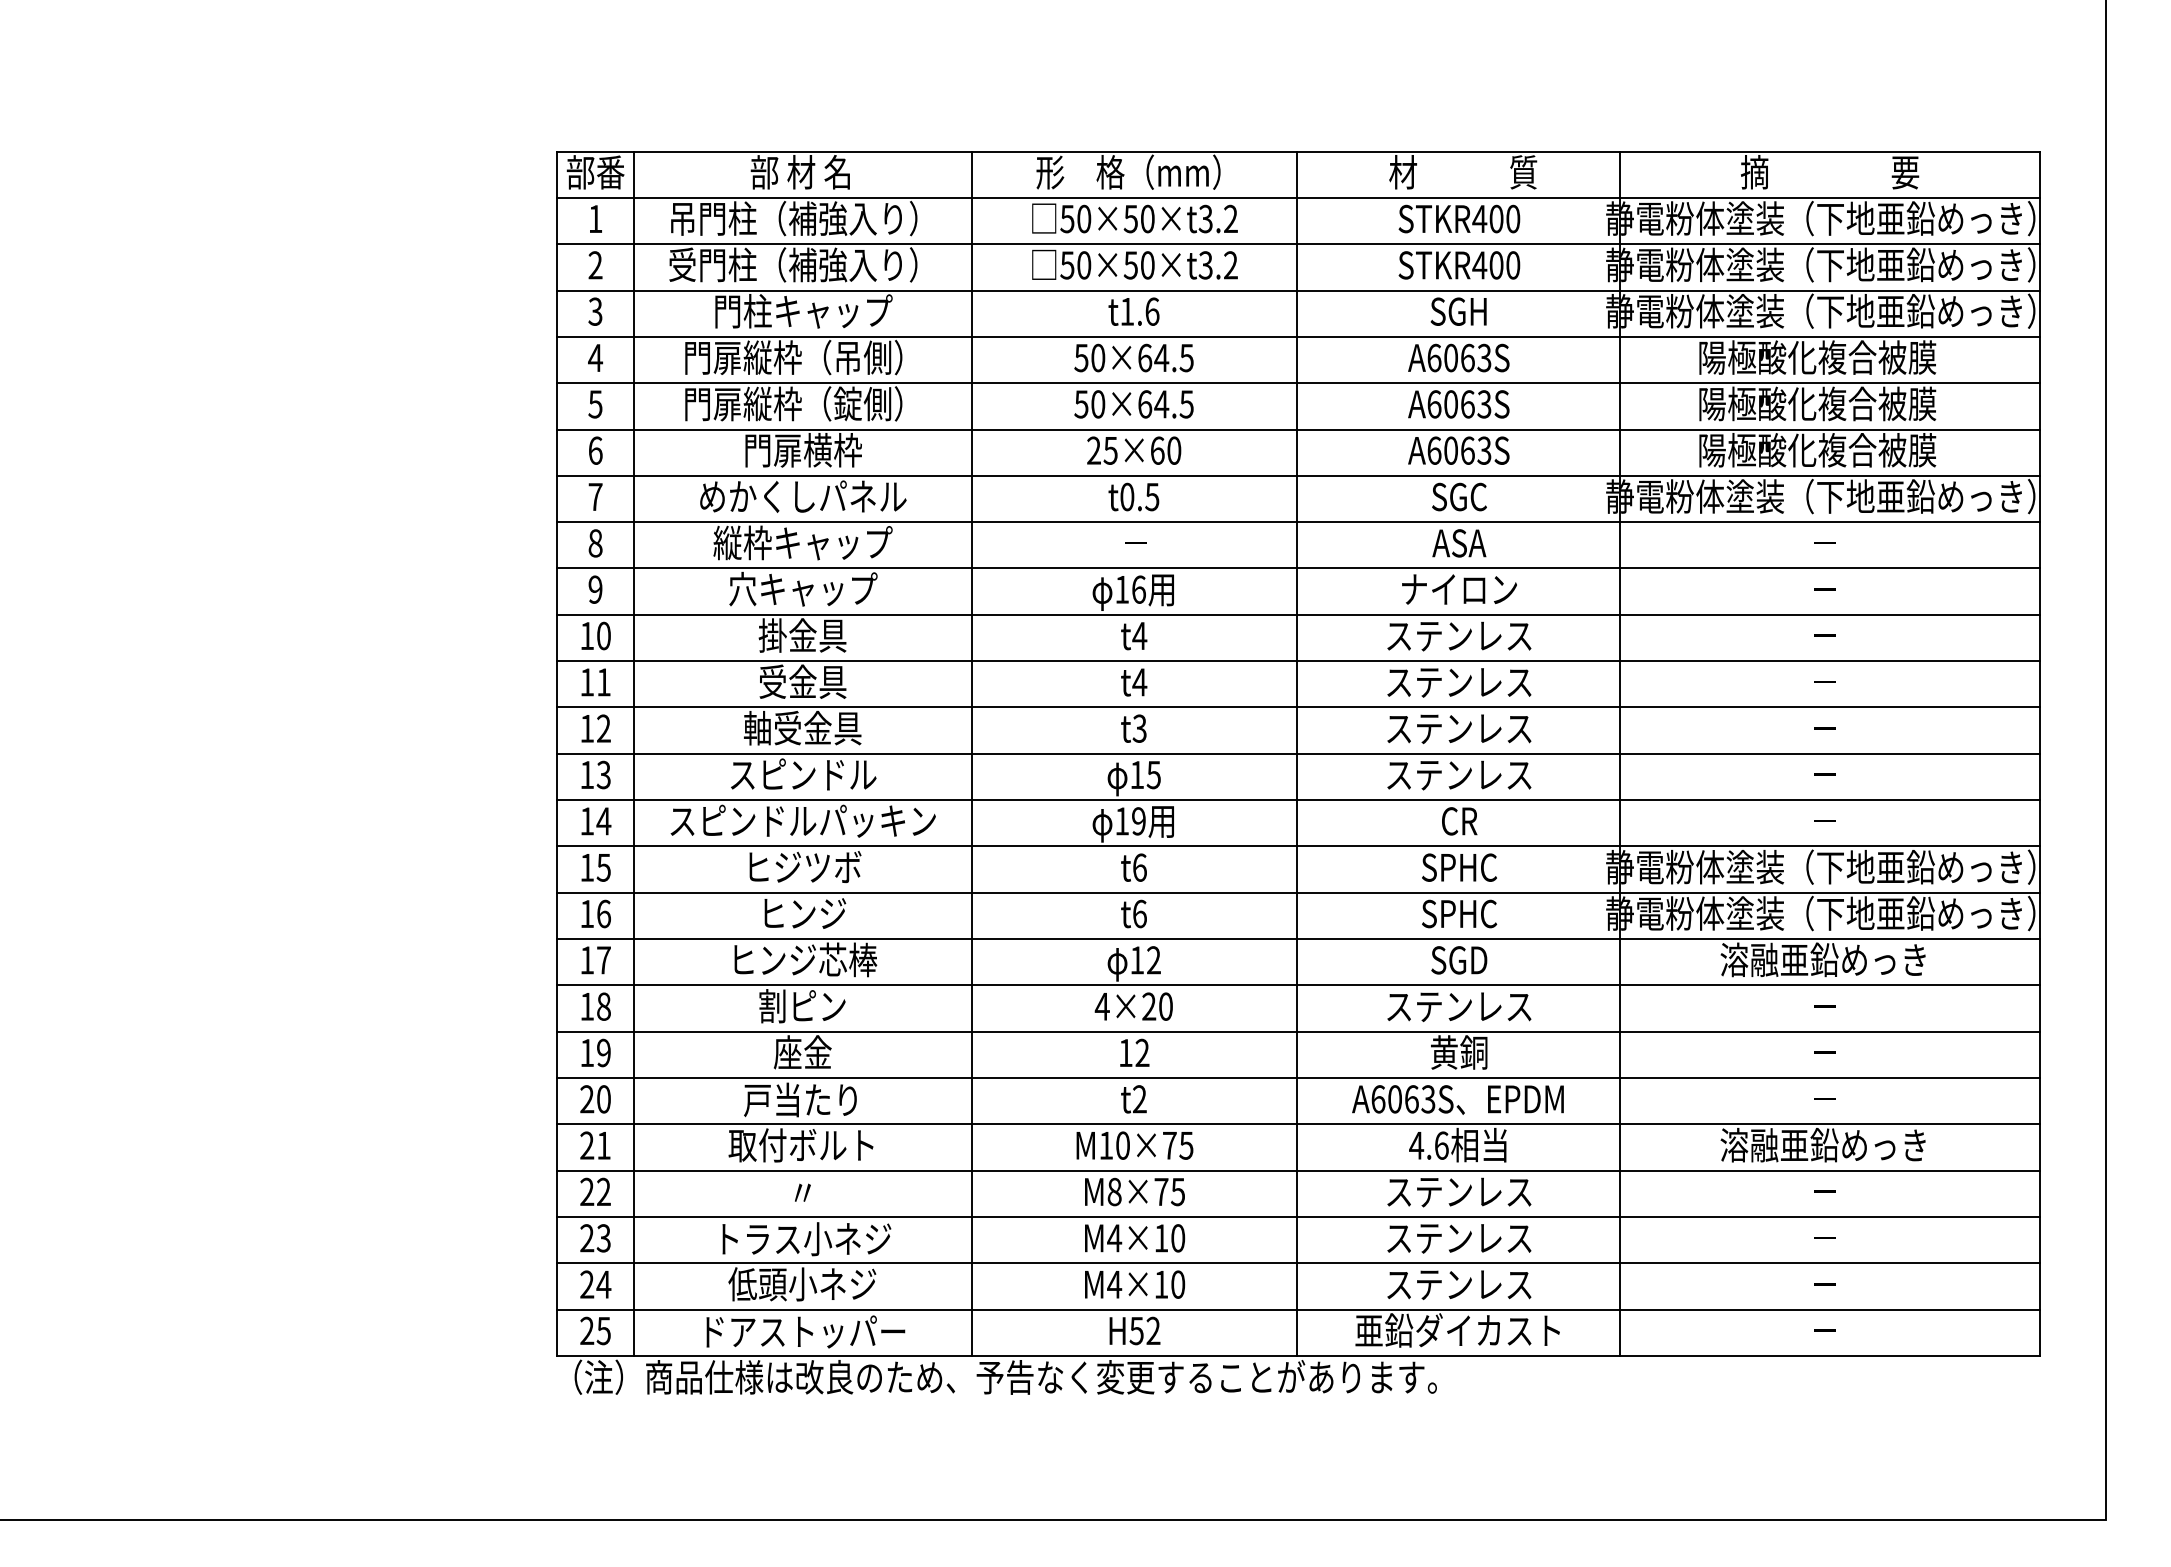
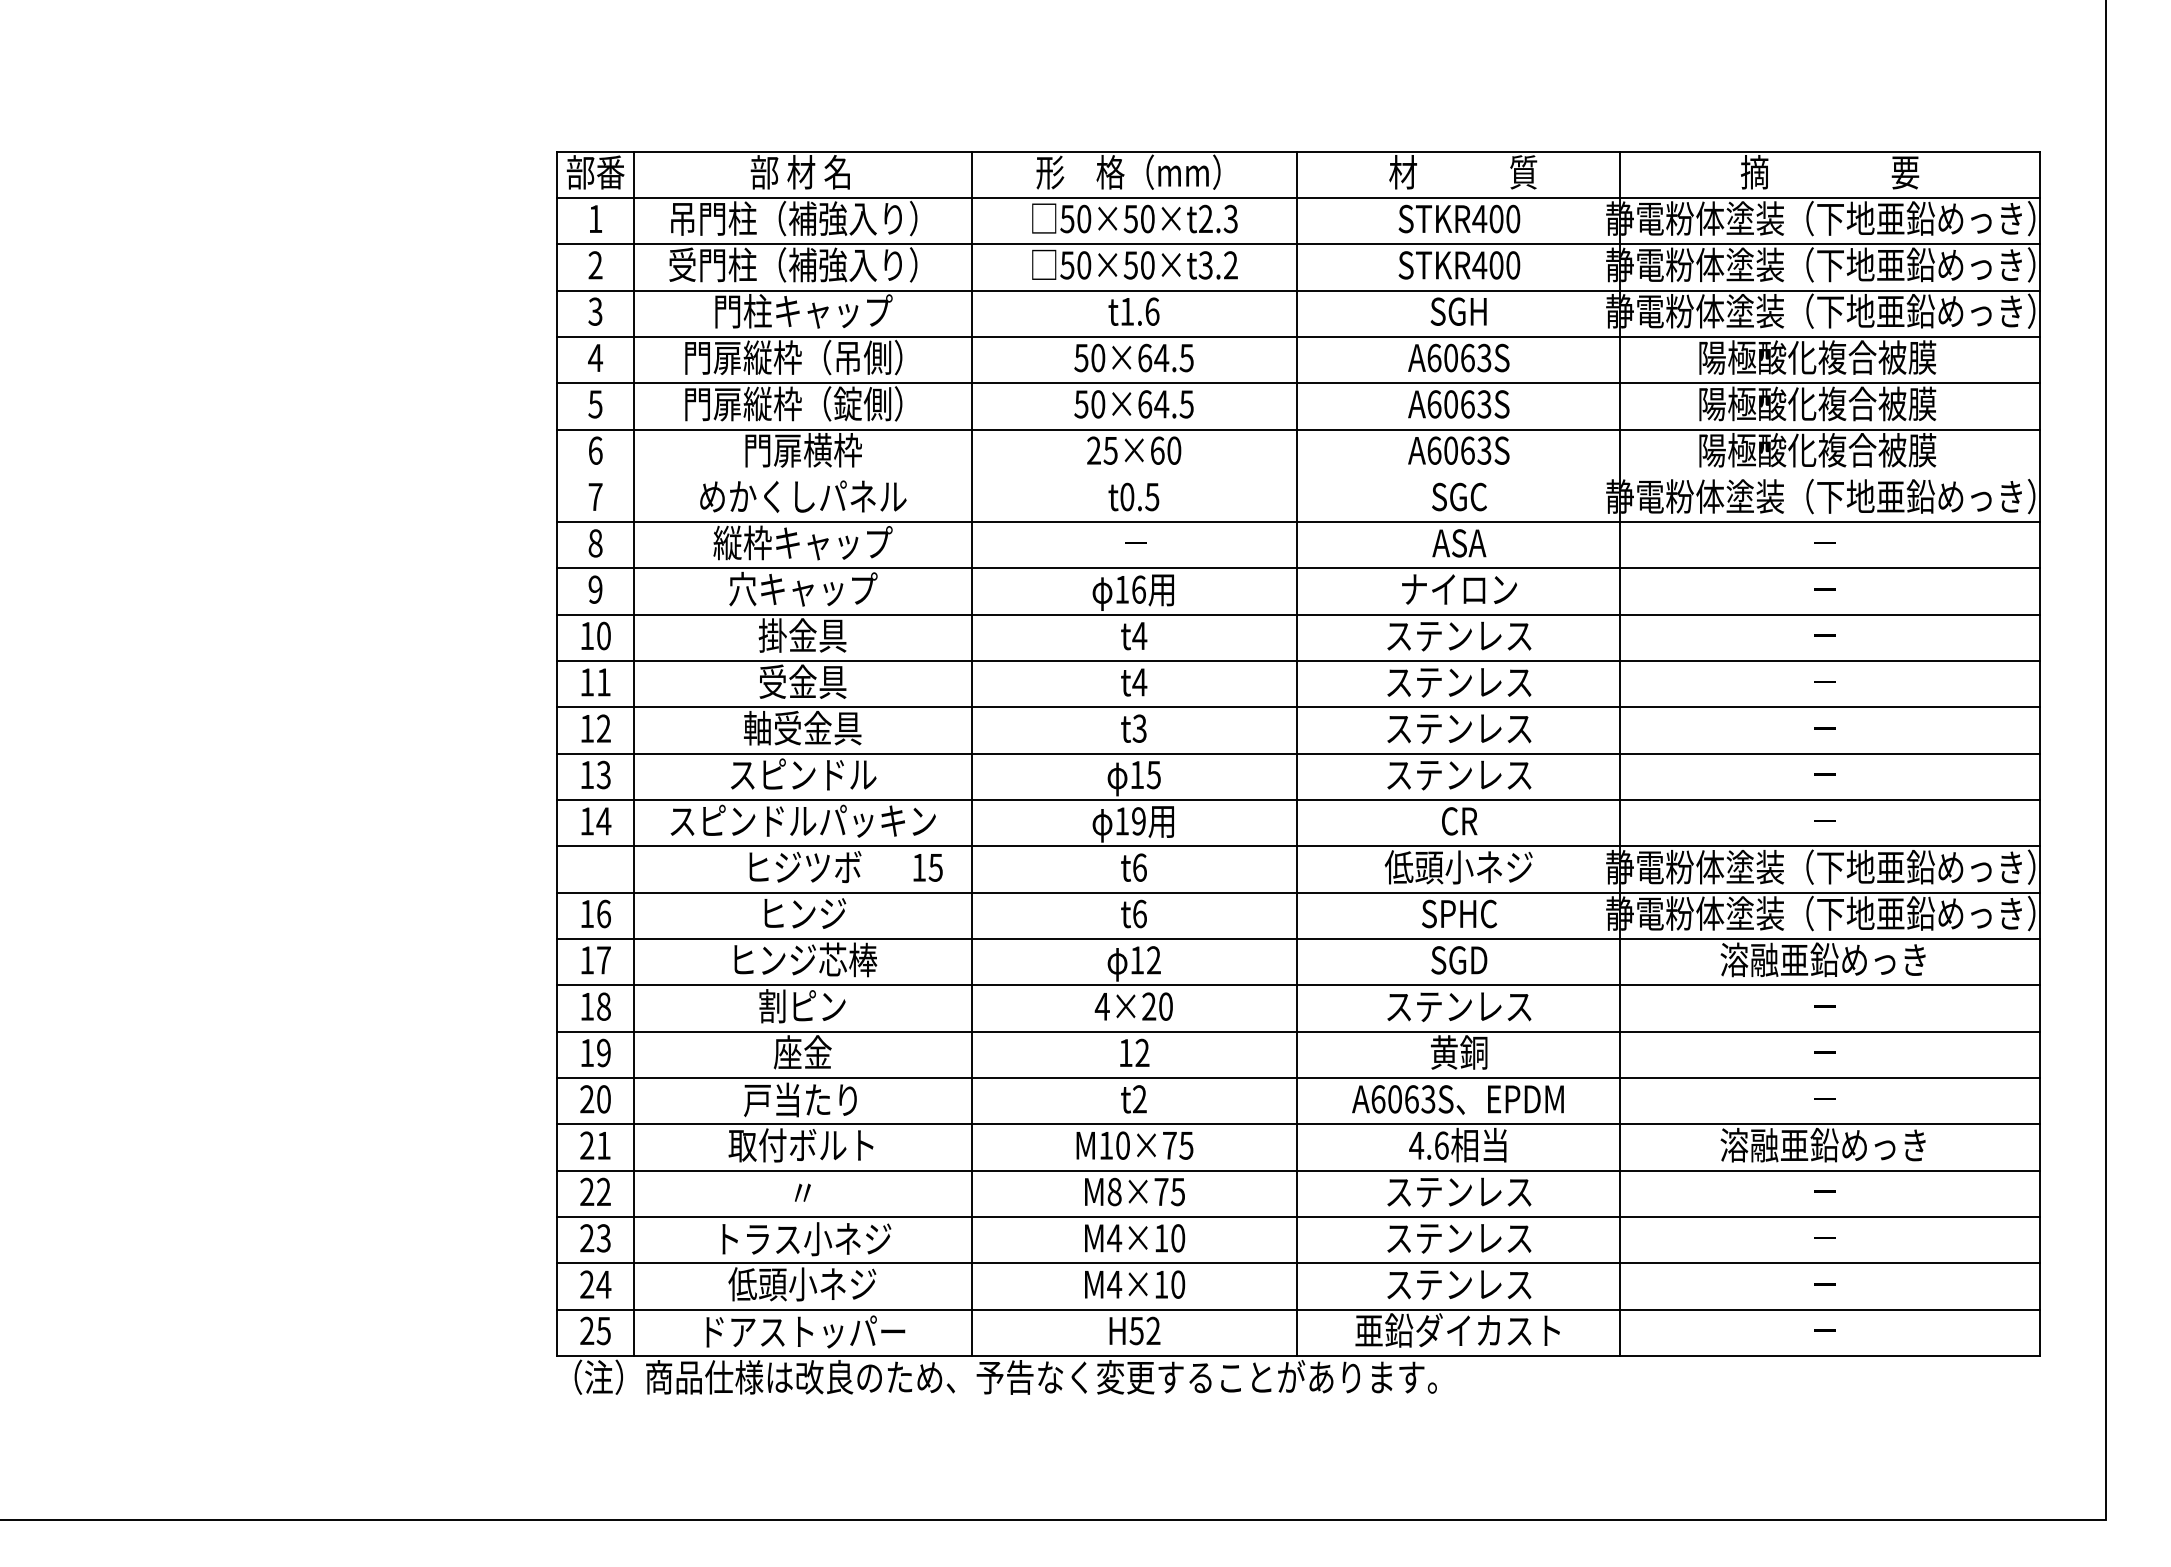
text: 50×50×t3.2 -> 50×50×t2.3 (1217, 219)
line: present -> none (1297, 475)
text position: (595, 867) -> (927, 867) (927, 867)
text: SPHC -> 低頭小ネジ (1458, 867)
